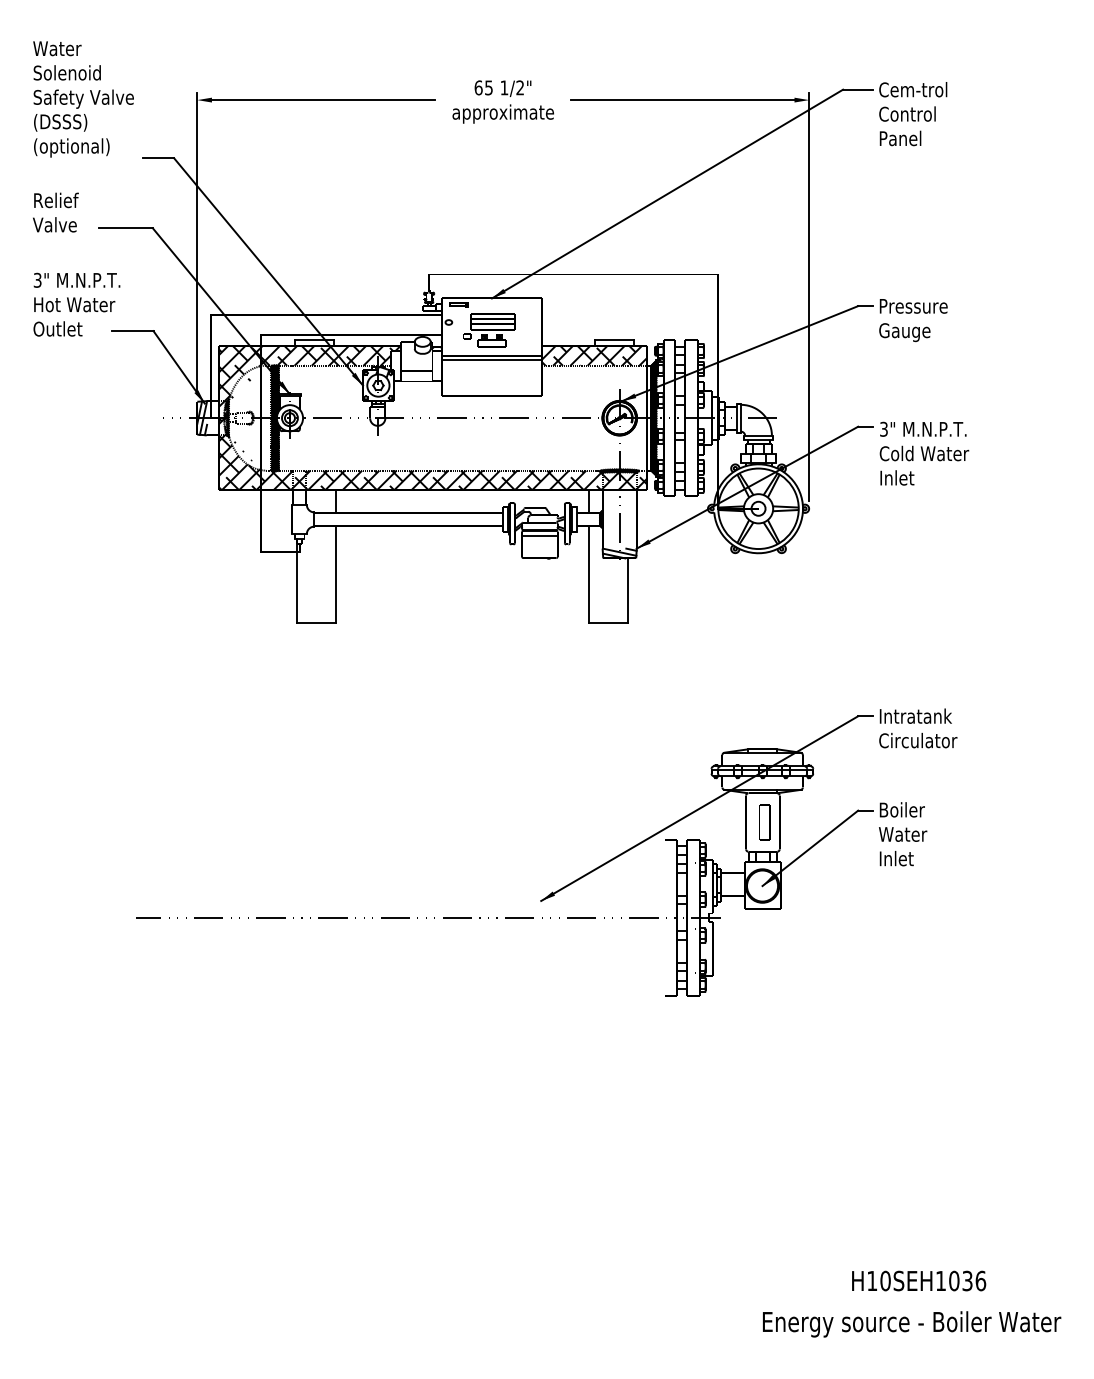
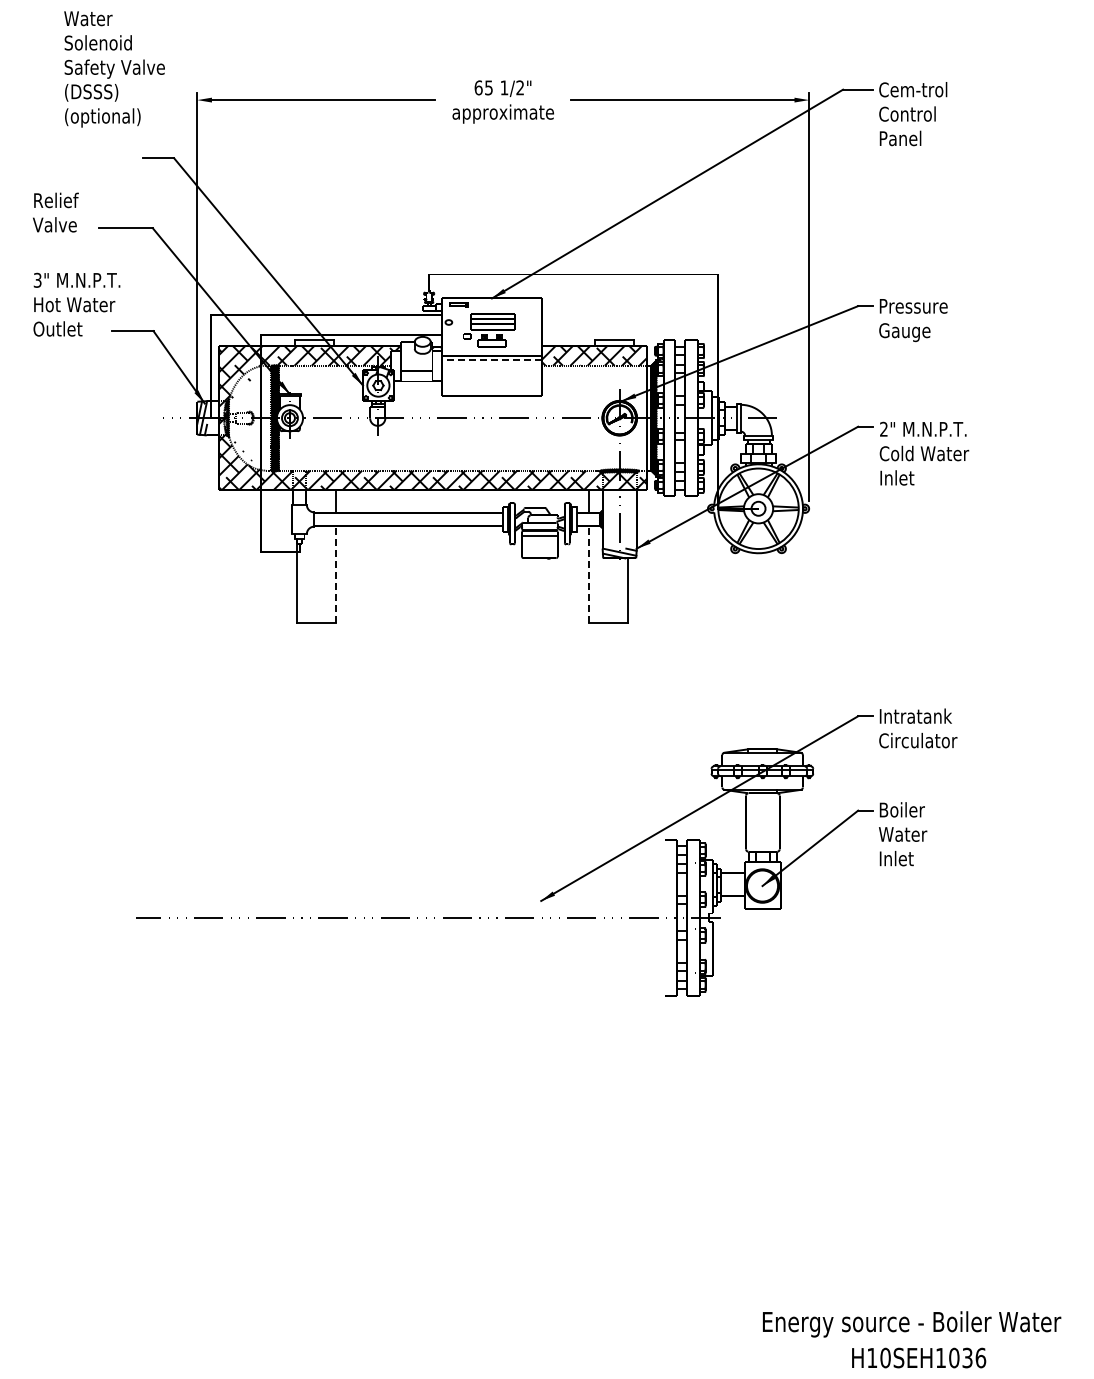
text position: (83, 99) -> (114, 69) (114, 69)
line: solid -> dashed (492, 360)
text: 3" -> 2" (883, 429)
line: solid -> dashed (335, 574)
line: solid -> dashed (588, 574)
part: present -> none (764, 822)
text position: (919, 1280) -> (919, 1357) (919, 1357)
